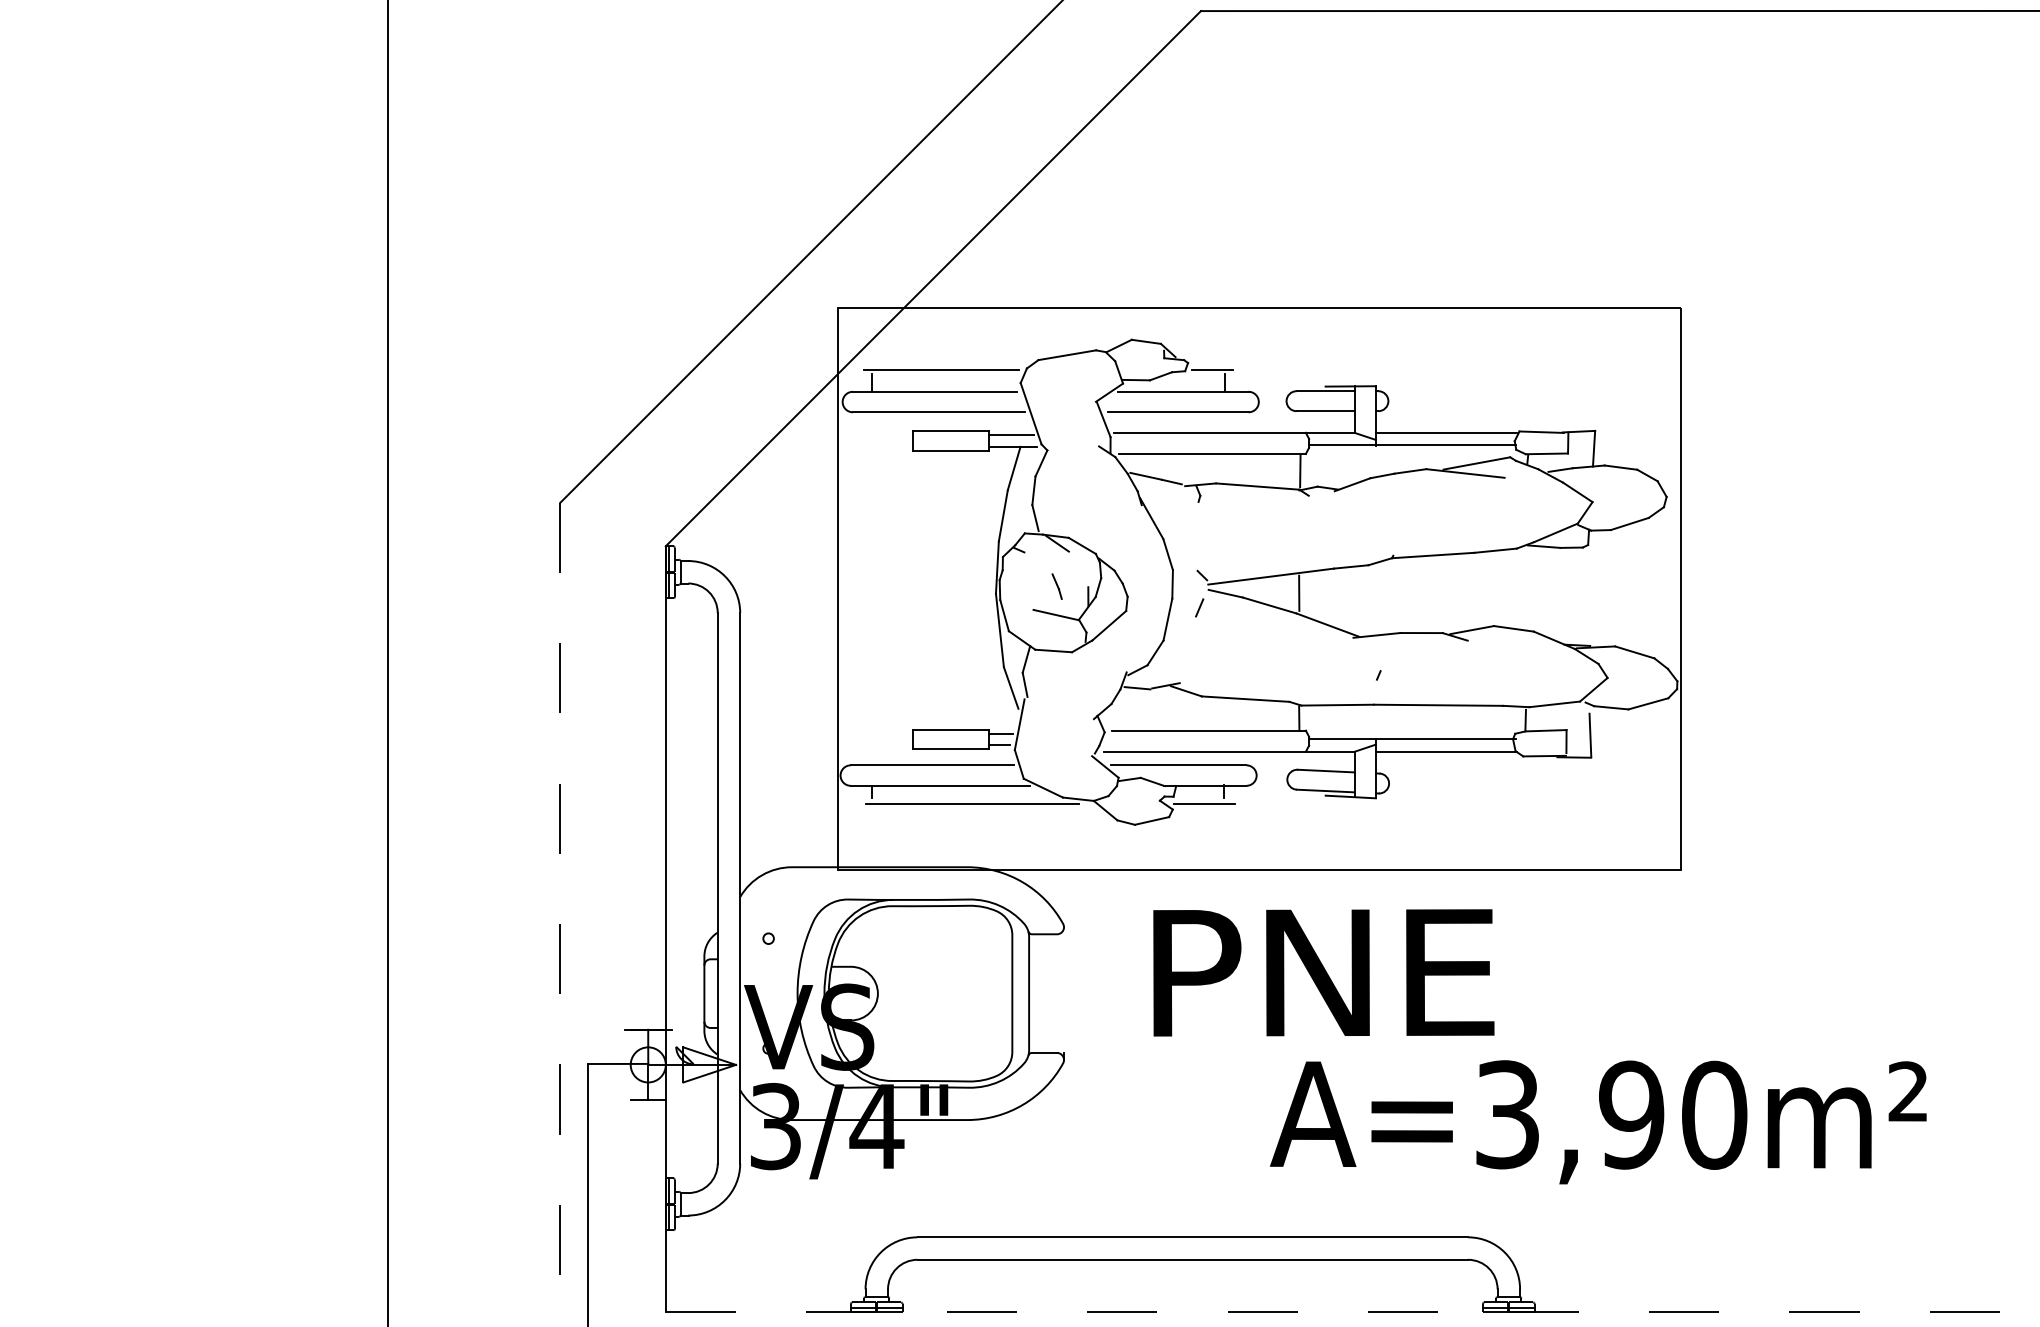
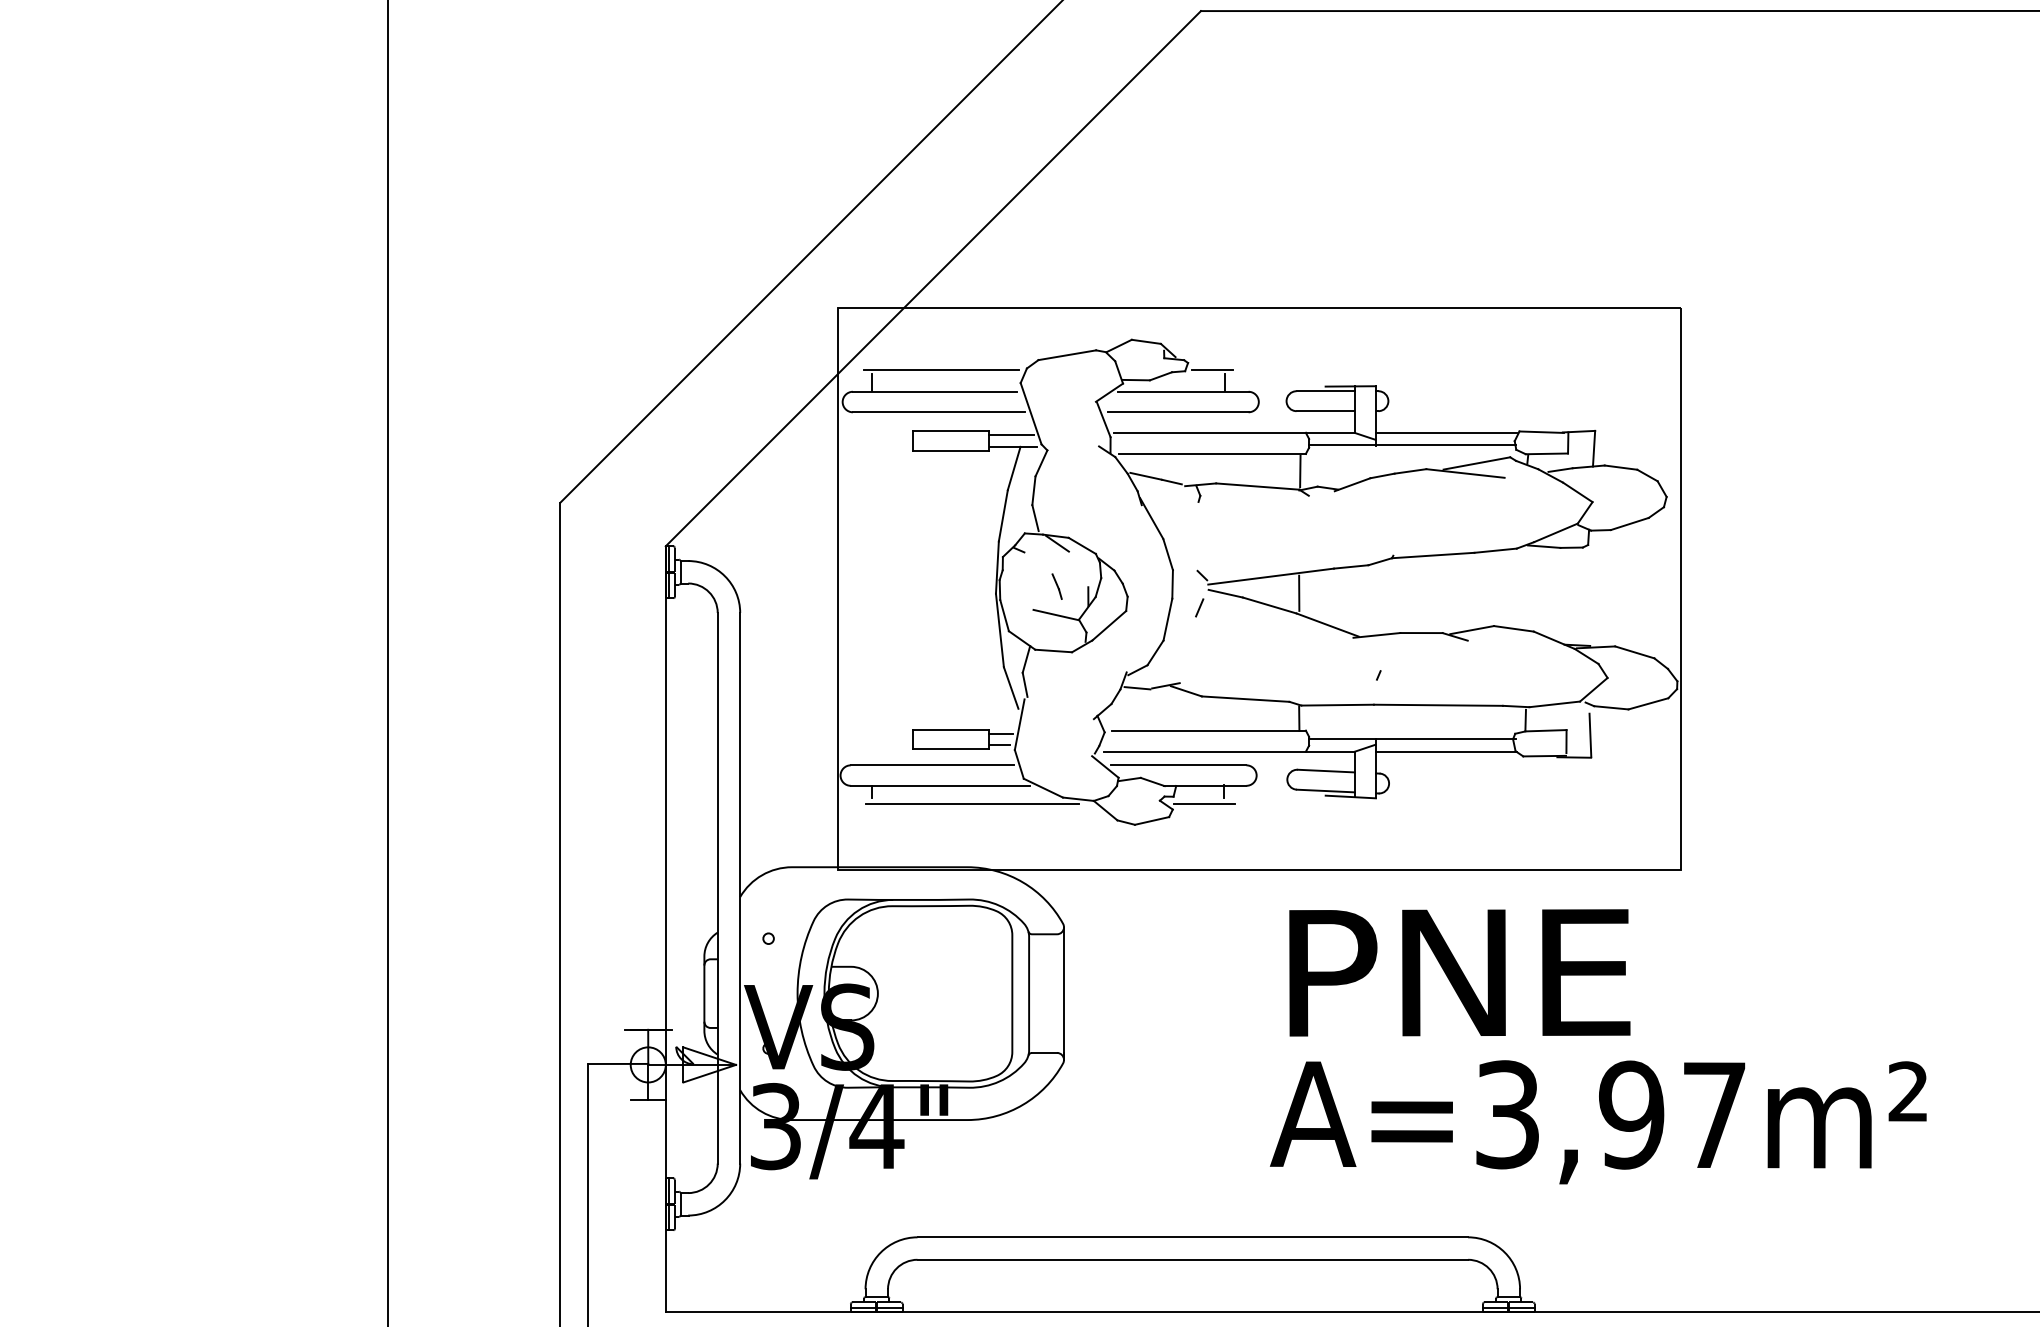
line: dashed -> solid (560, 914)
text position: (1323, 972) -> (1459, 972) (1459, 972)
line: none -> present (1064, 993)
text: A=3,90m² -> A=3,97m² (1714, 1114)
line: dashed -> solid (1352, 1311)
